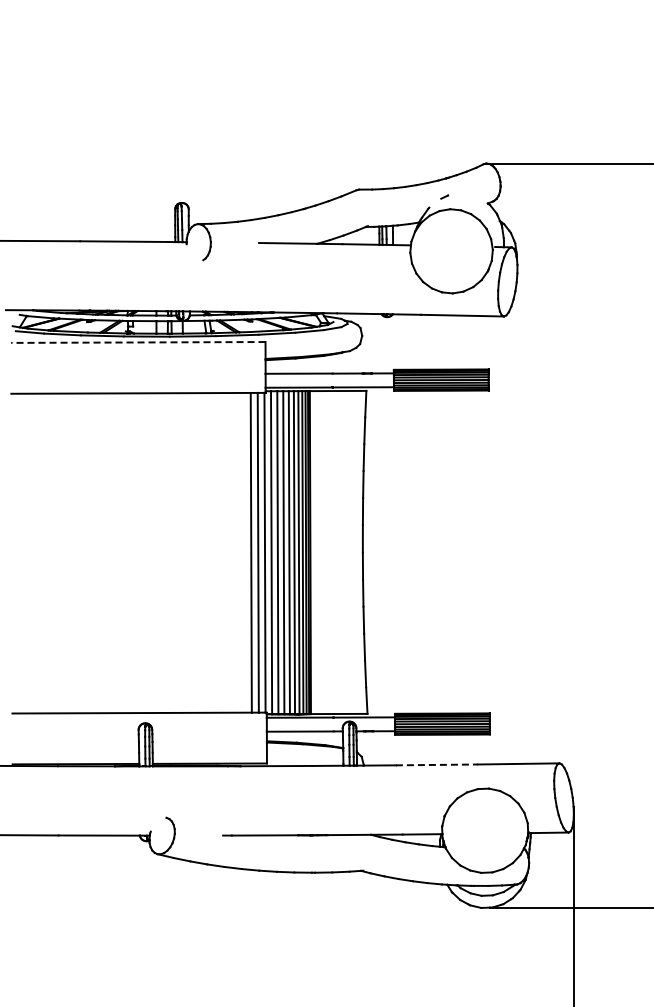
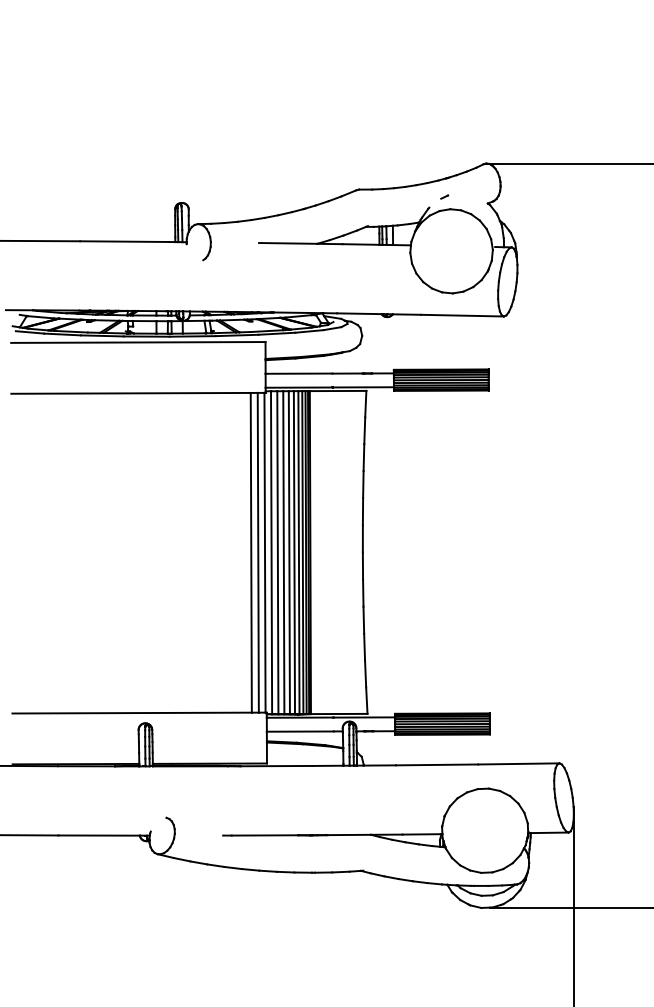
line: dashed -> solid (137, 342)
line: dashed -> solid (437, 764)
